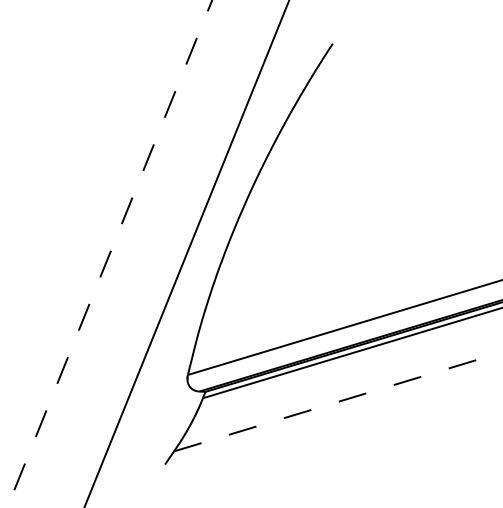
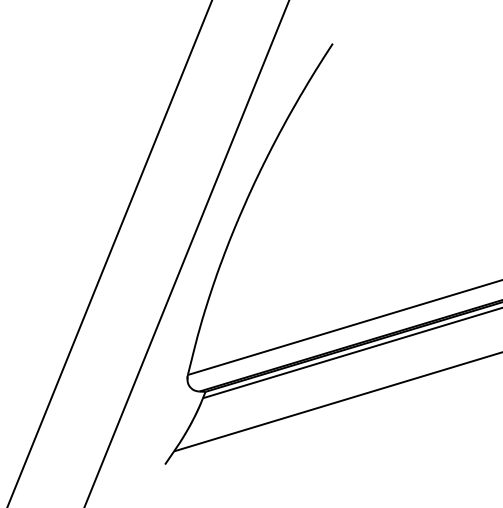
line: dashed -> solid (109, 254)
line: dashed -> solid (338, 401)
